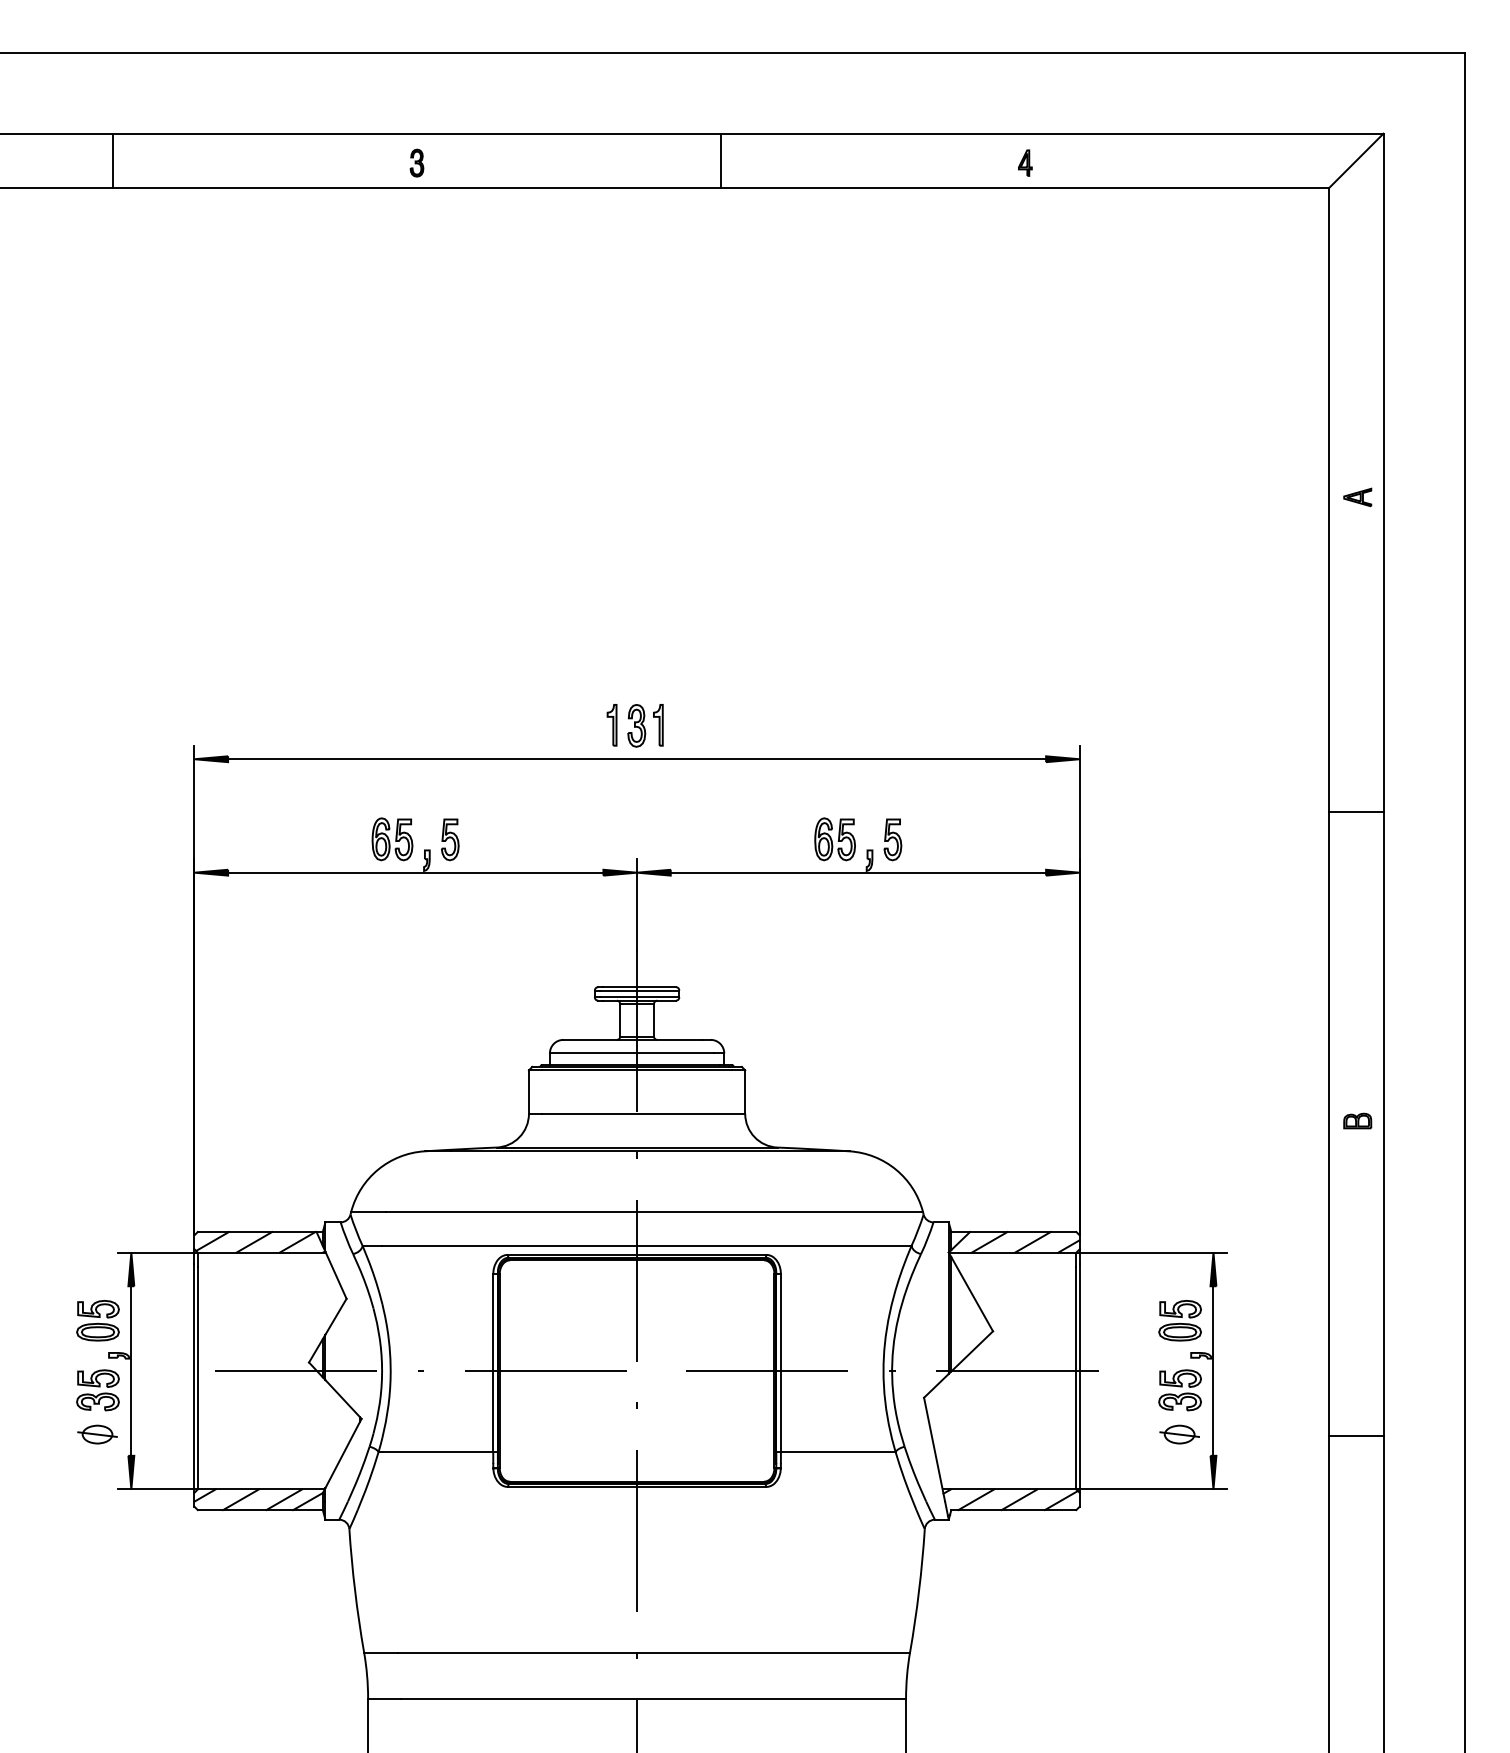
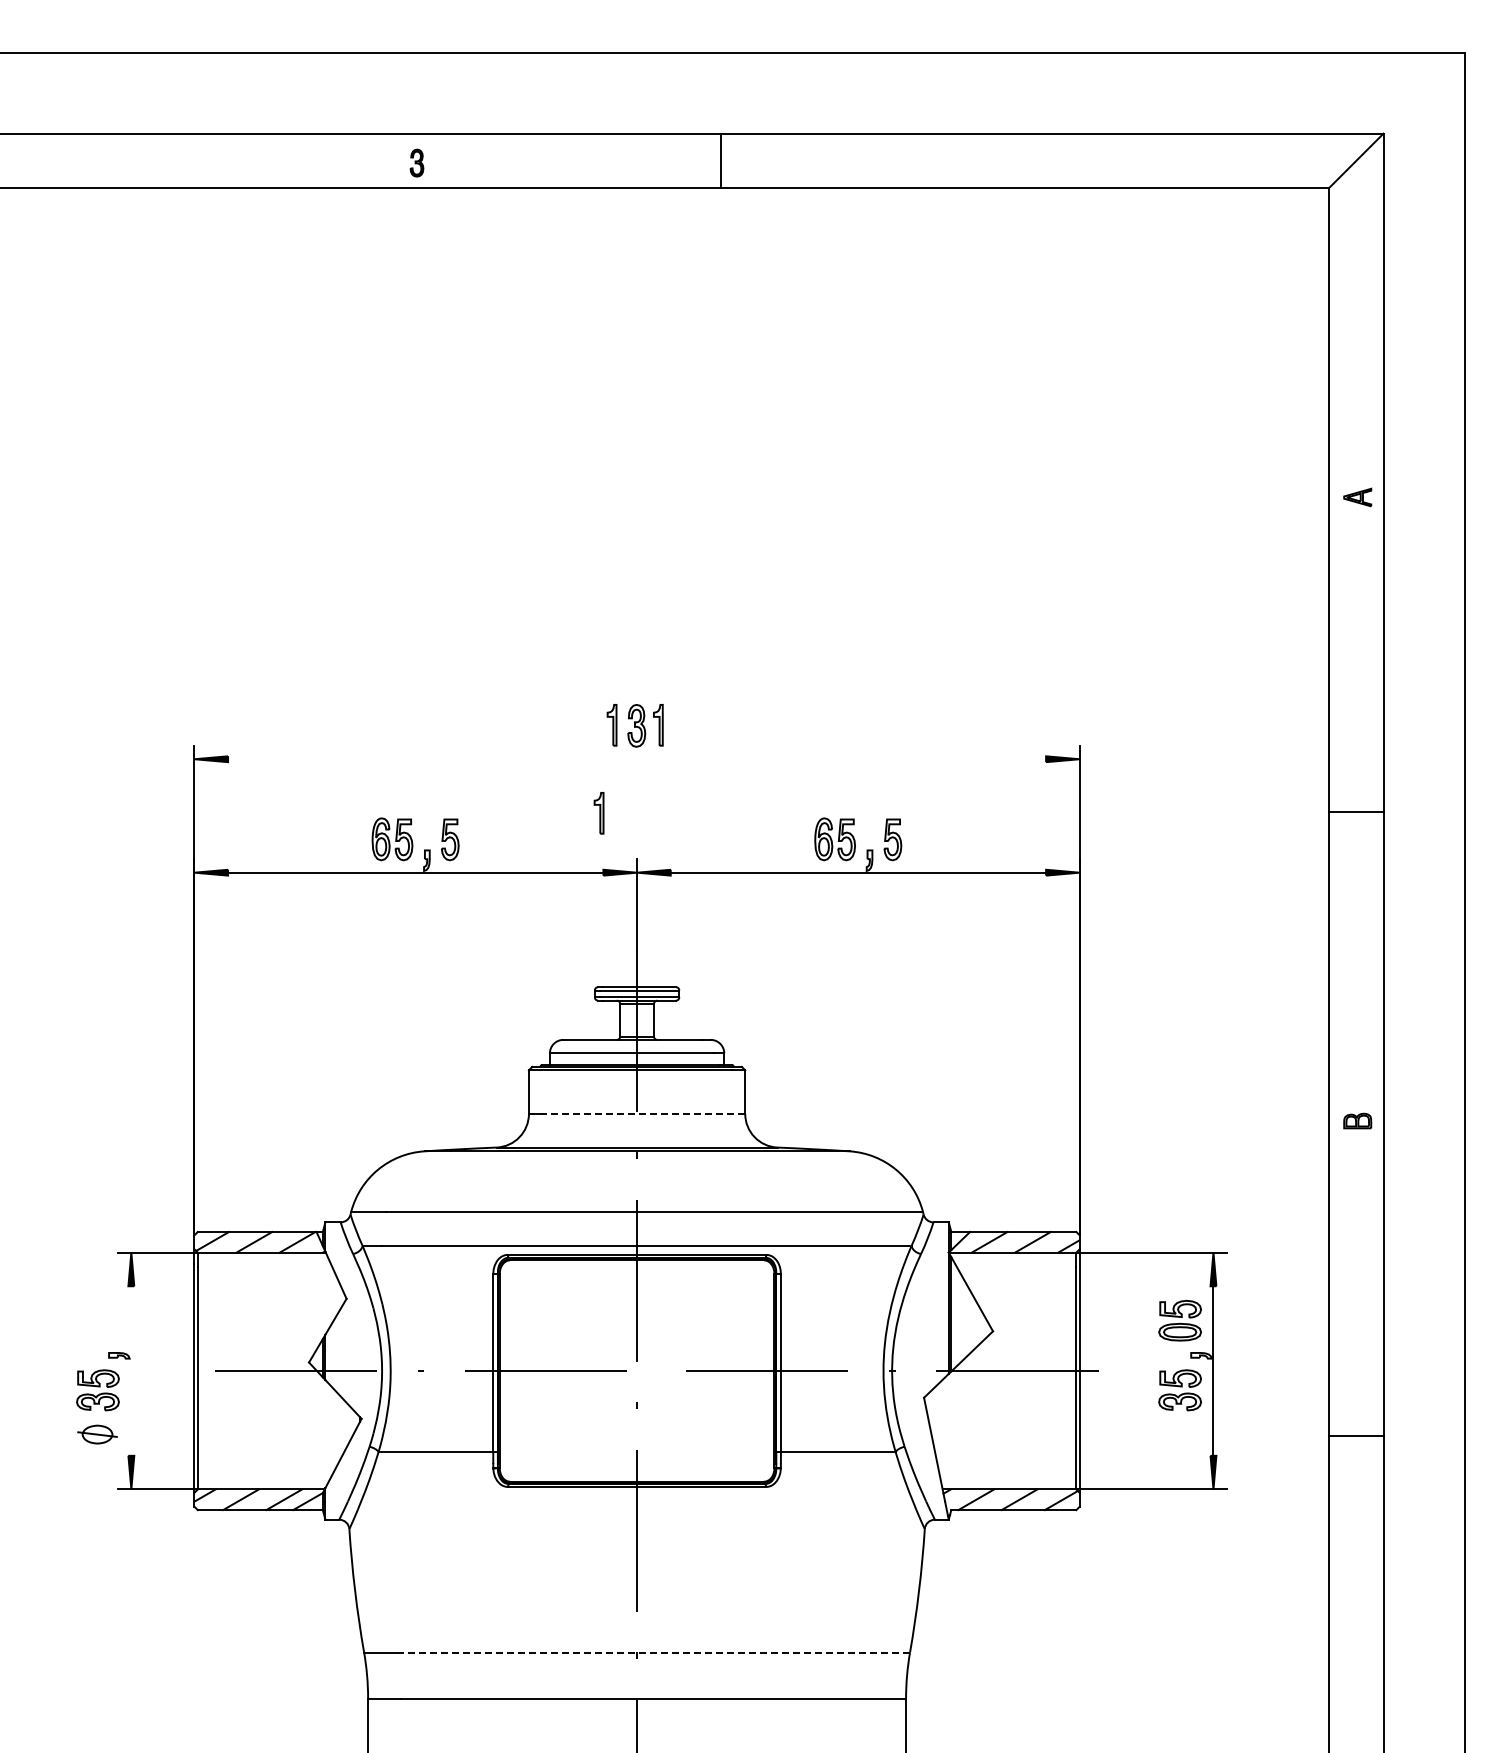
line: present -> none (112, 160)
part: present -> none (1025, 162)
line: present -> none (637, 759)
part: none -> present (598, 813)
line: solid -> dashed (643, 1113)
part: present -> none (97, 1320)
line: present -> none (131, 1370)
part: present -> none (1179, 1434)
line: solid -> dashed (653, 1652)
